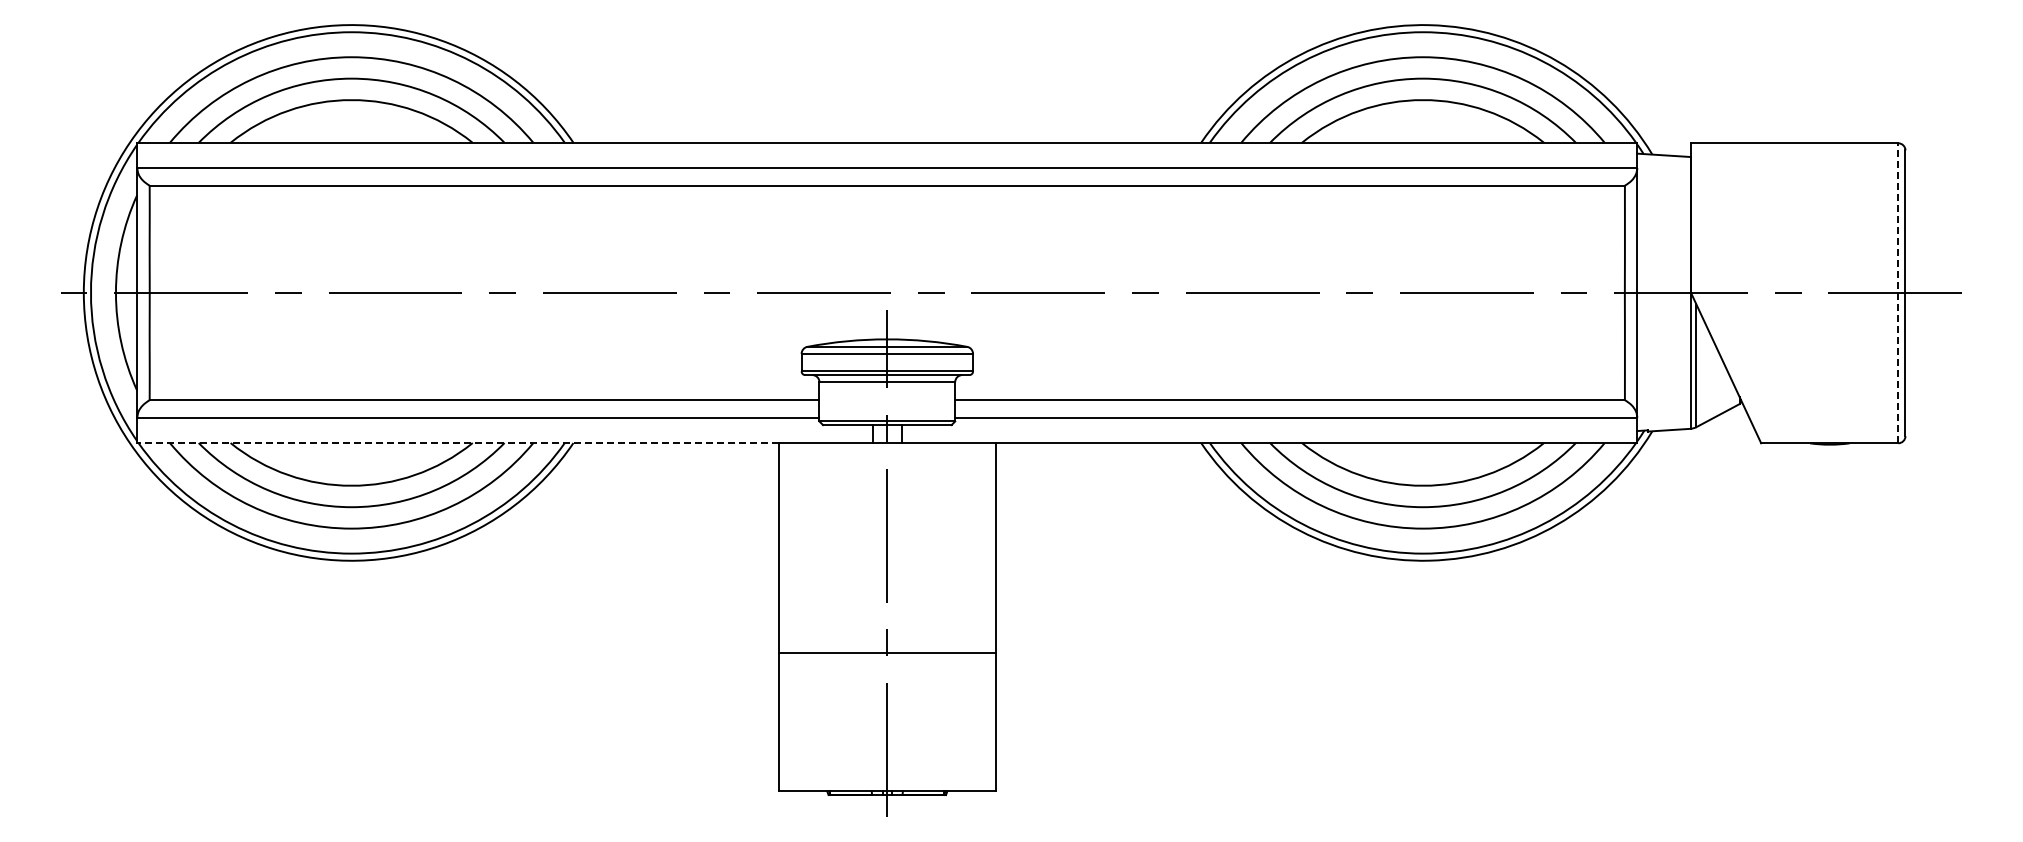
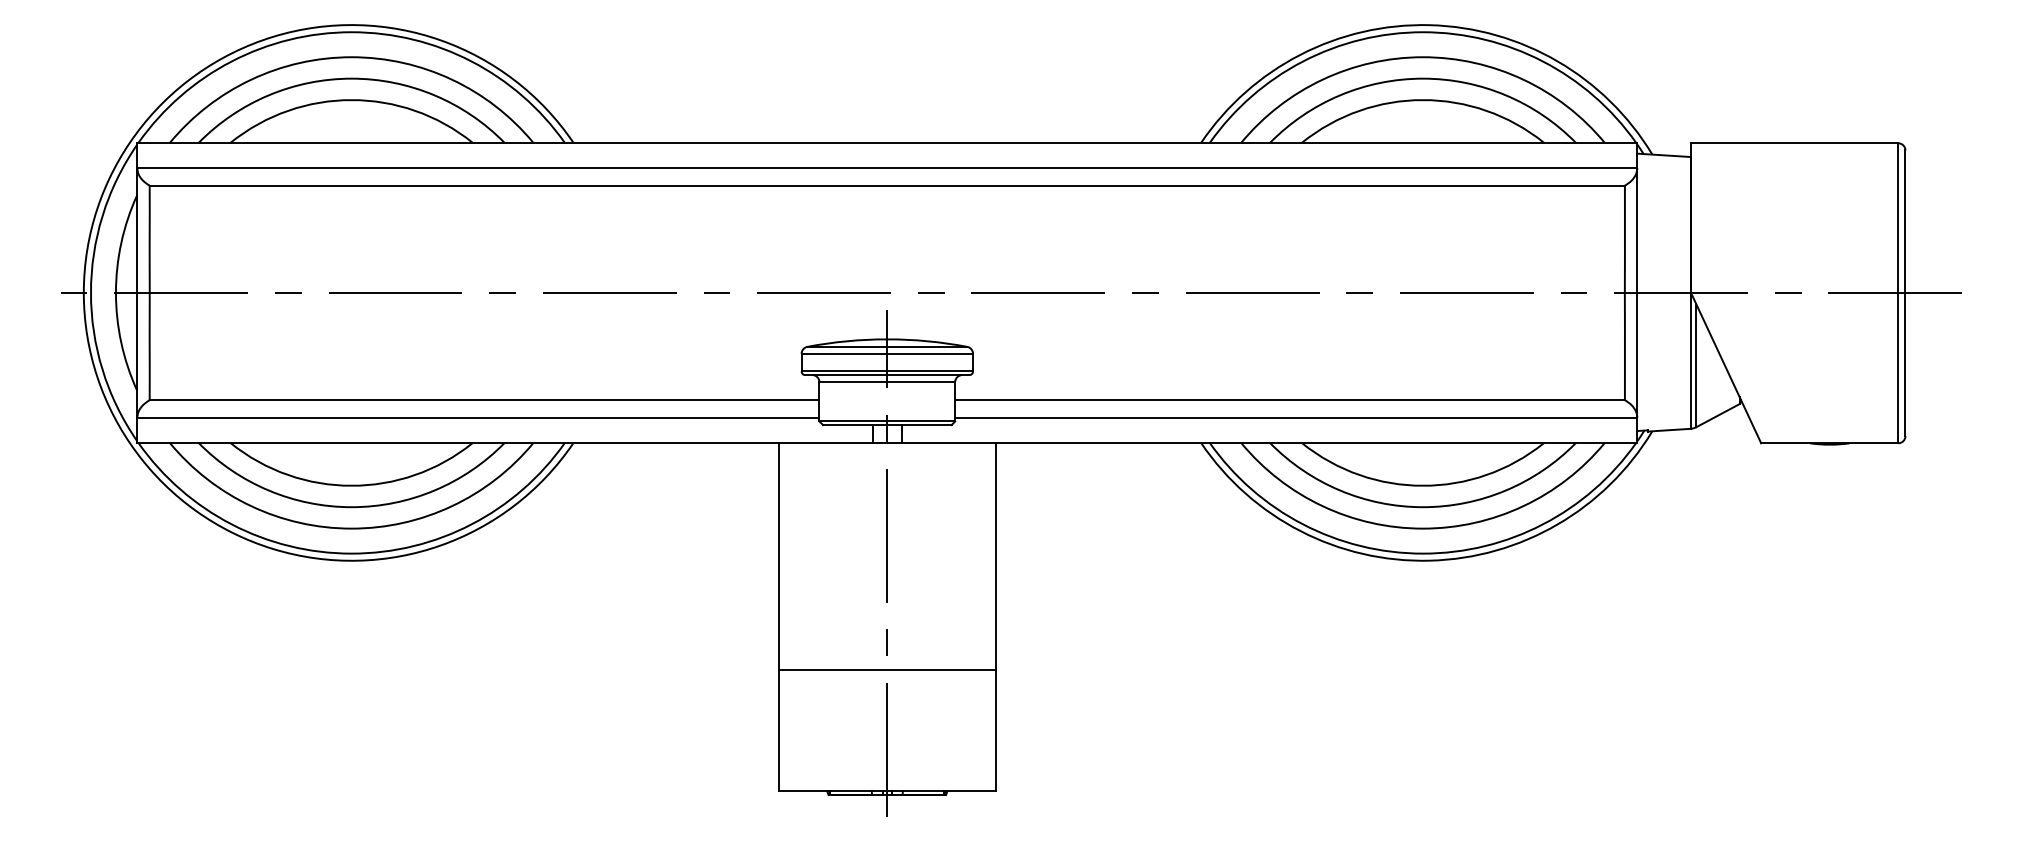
line: dashed -> solid (1898, 293)
line: dashed -> solid (458, 442)
line position: (886, 653) -> (886, 670) (886, 670)
